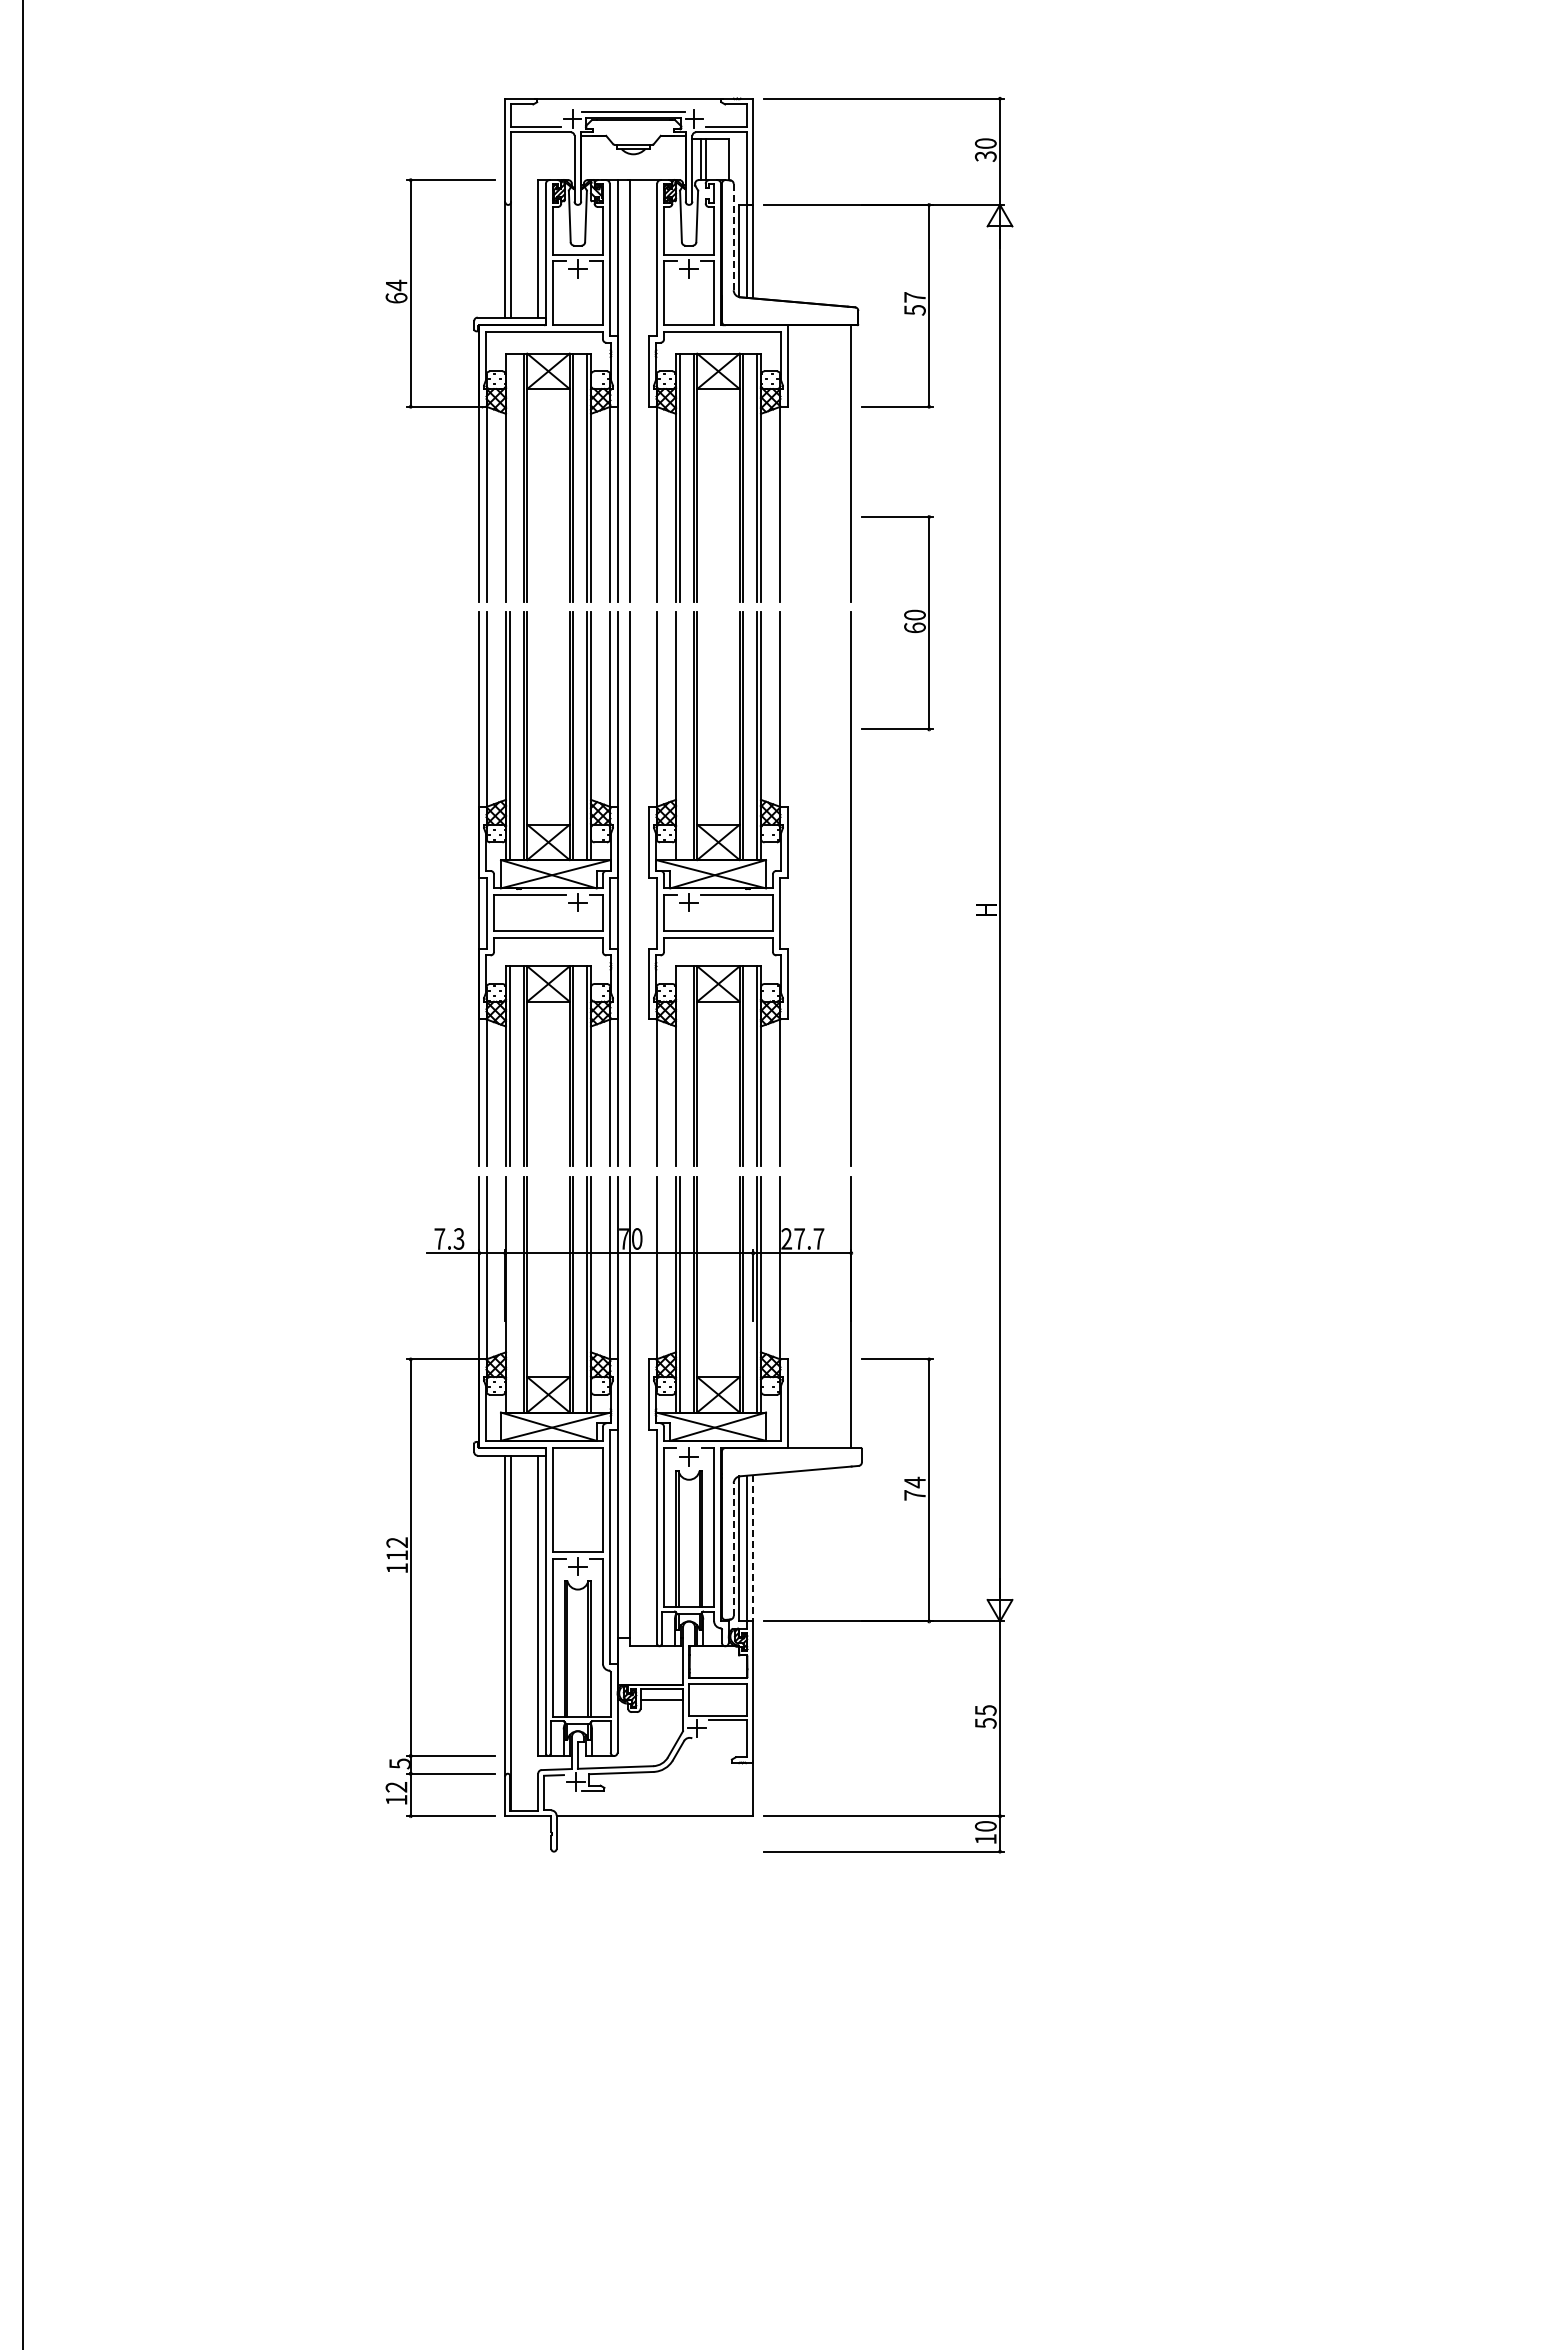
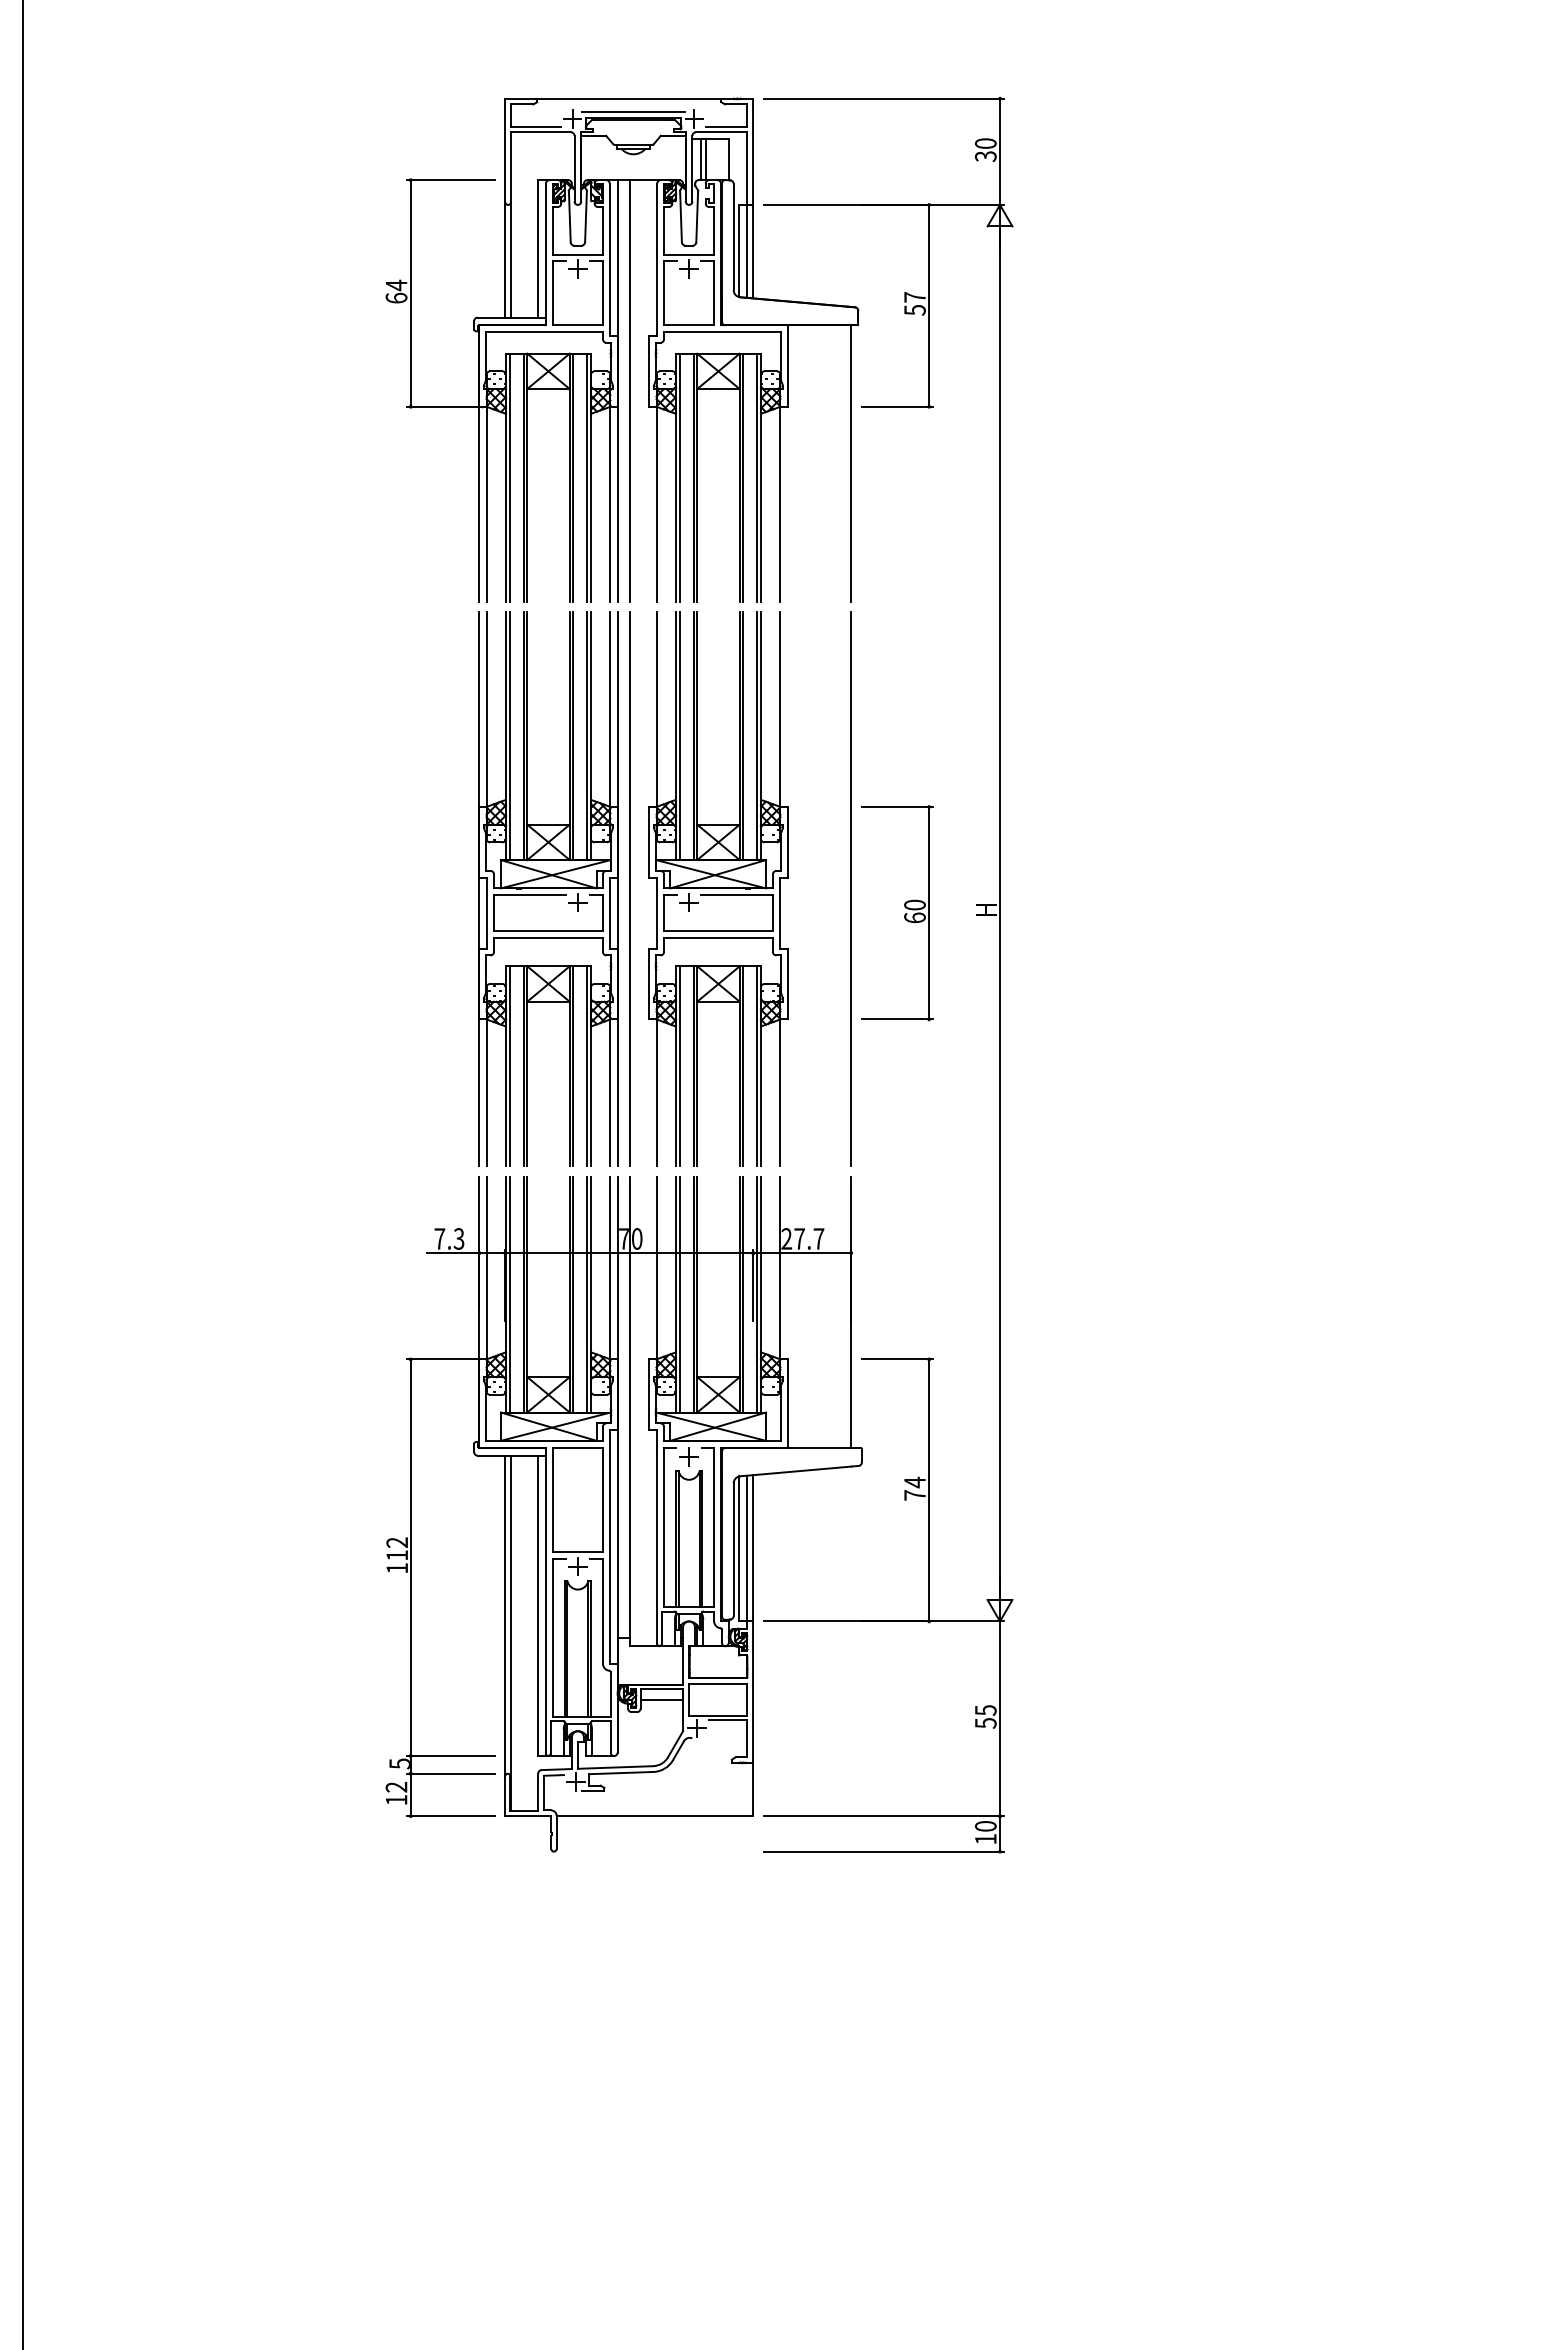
line: dashed -> solid (733, 236)
line: none -> present (509, 477)
part position: (904, 624) -> (904, 914) (904, 914)
line: none -> present (679, 736)
line: none -> present (679, 1066)
line: none -> present (509, 1294)
line: dashed -> solid (753, 1548)
line: dashed -> solid (733, 1549)
